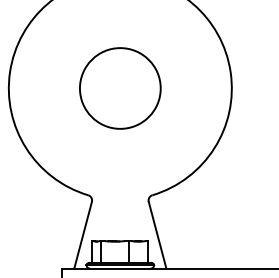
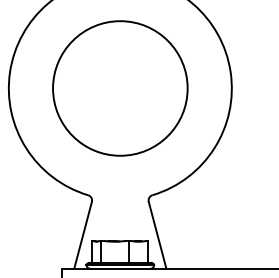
circle diameter: 81 px -> 135 px (120, 88)
